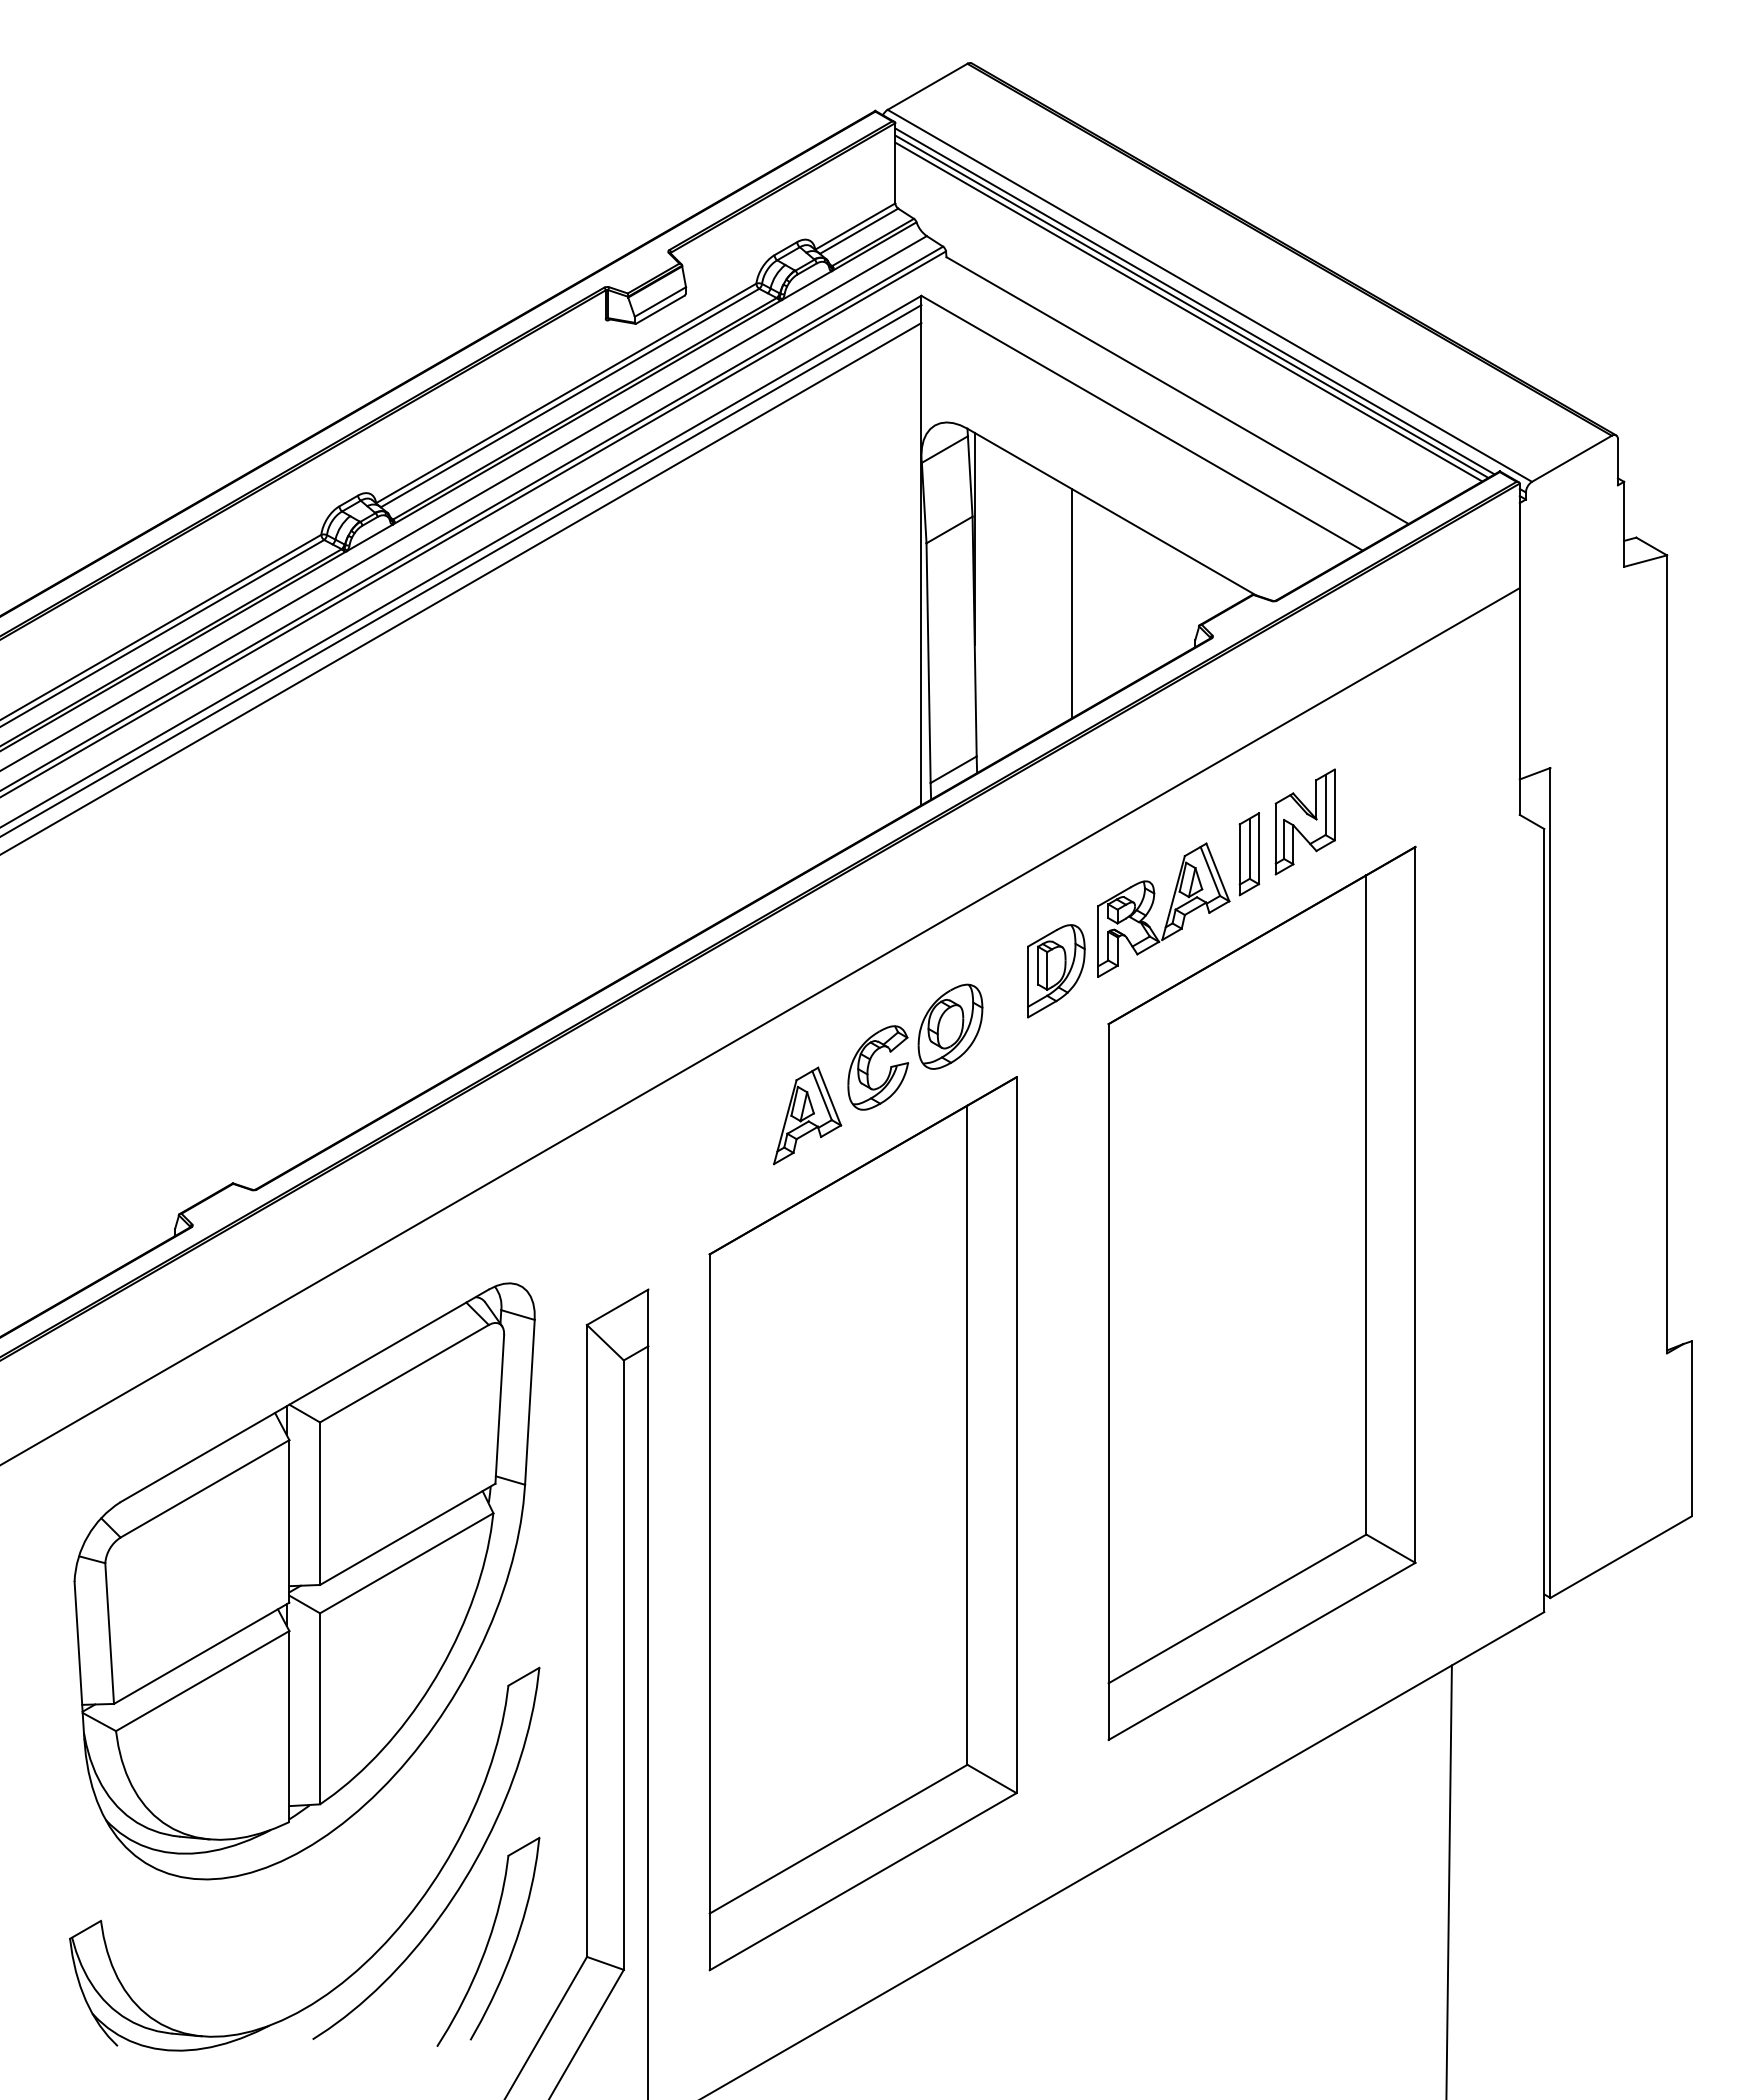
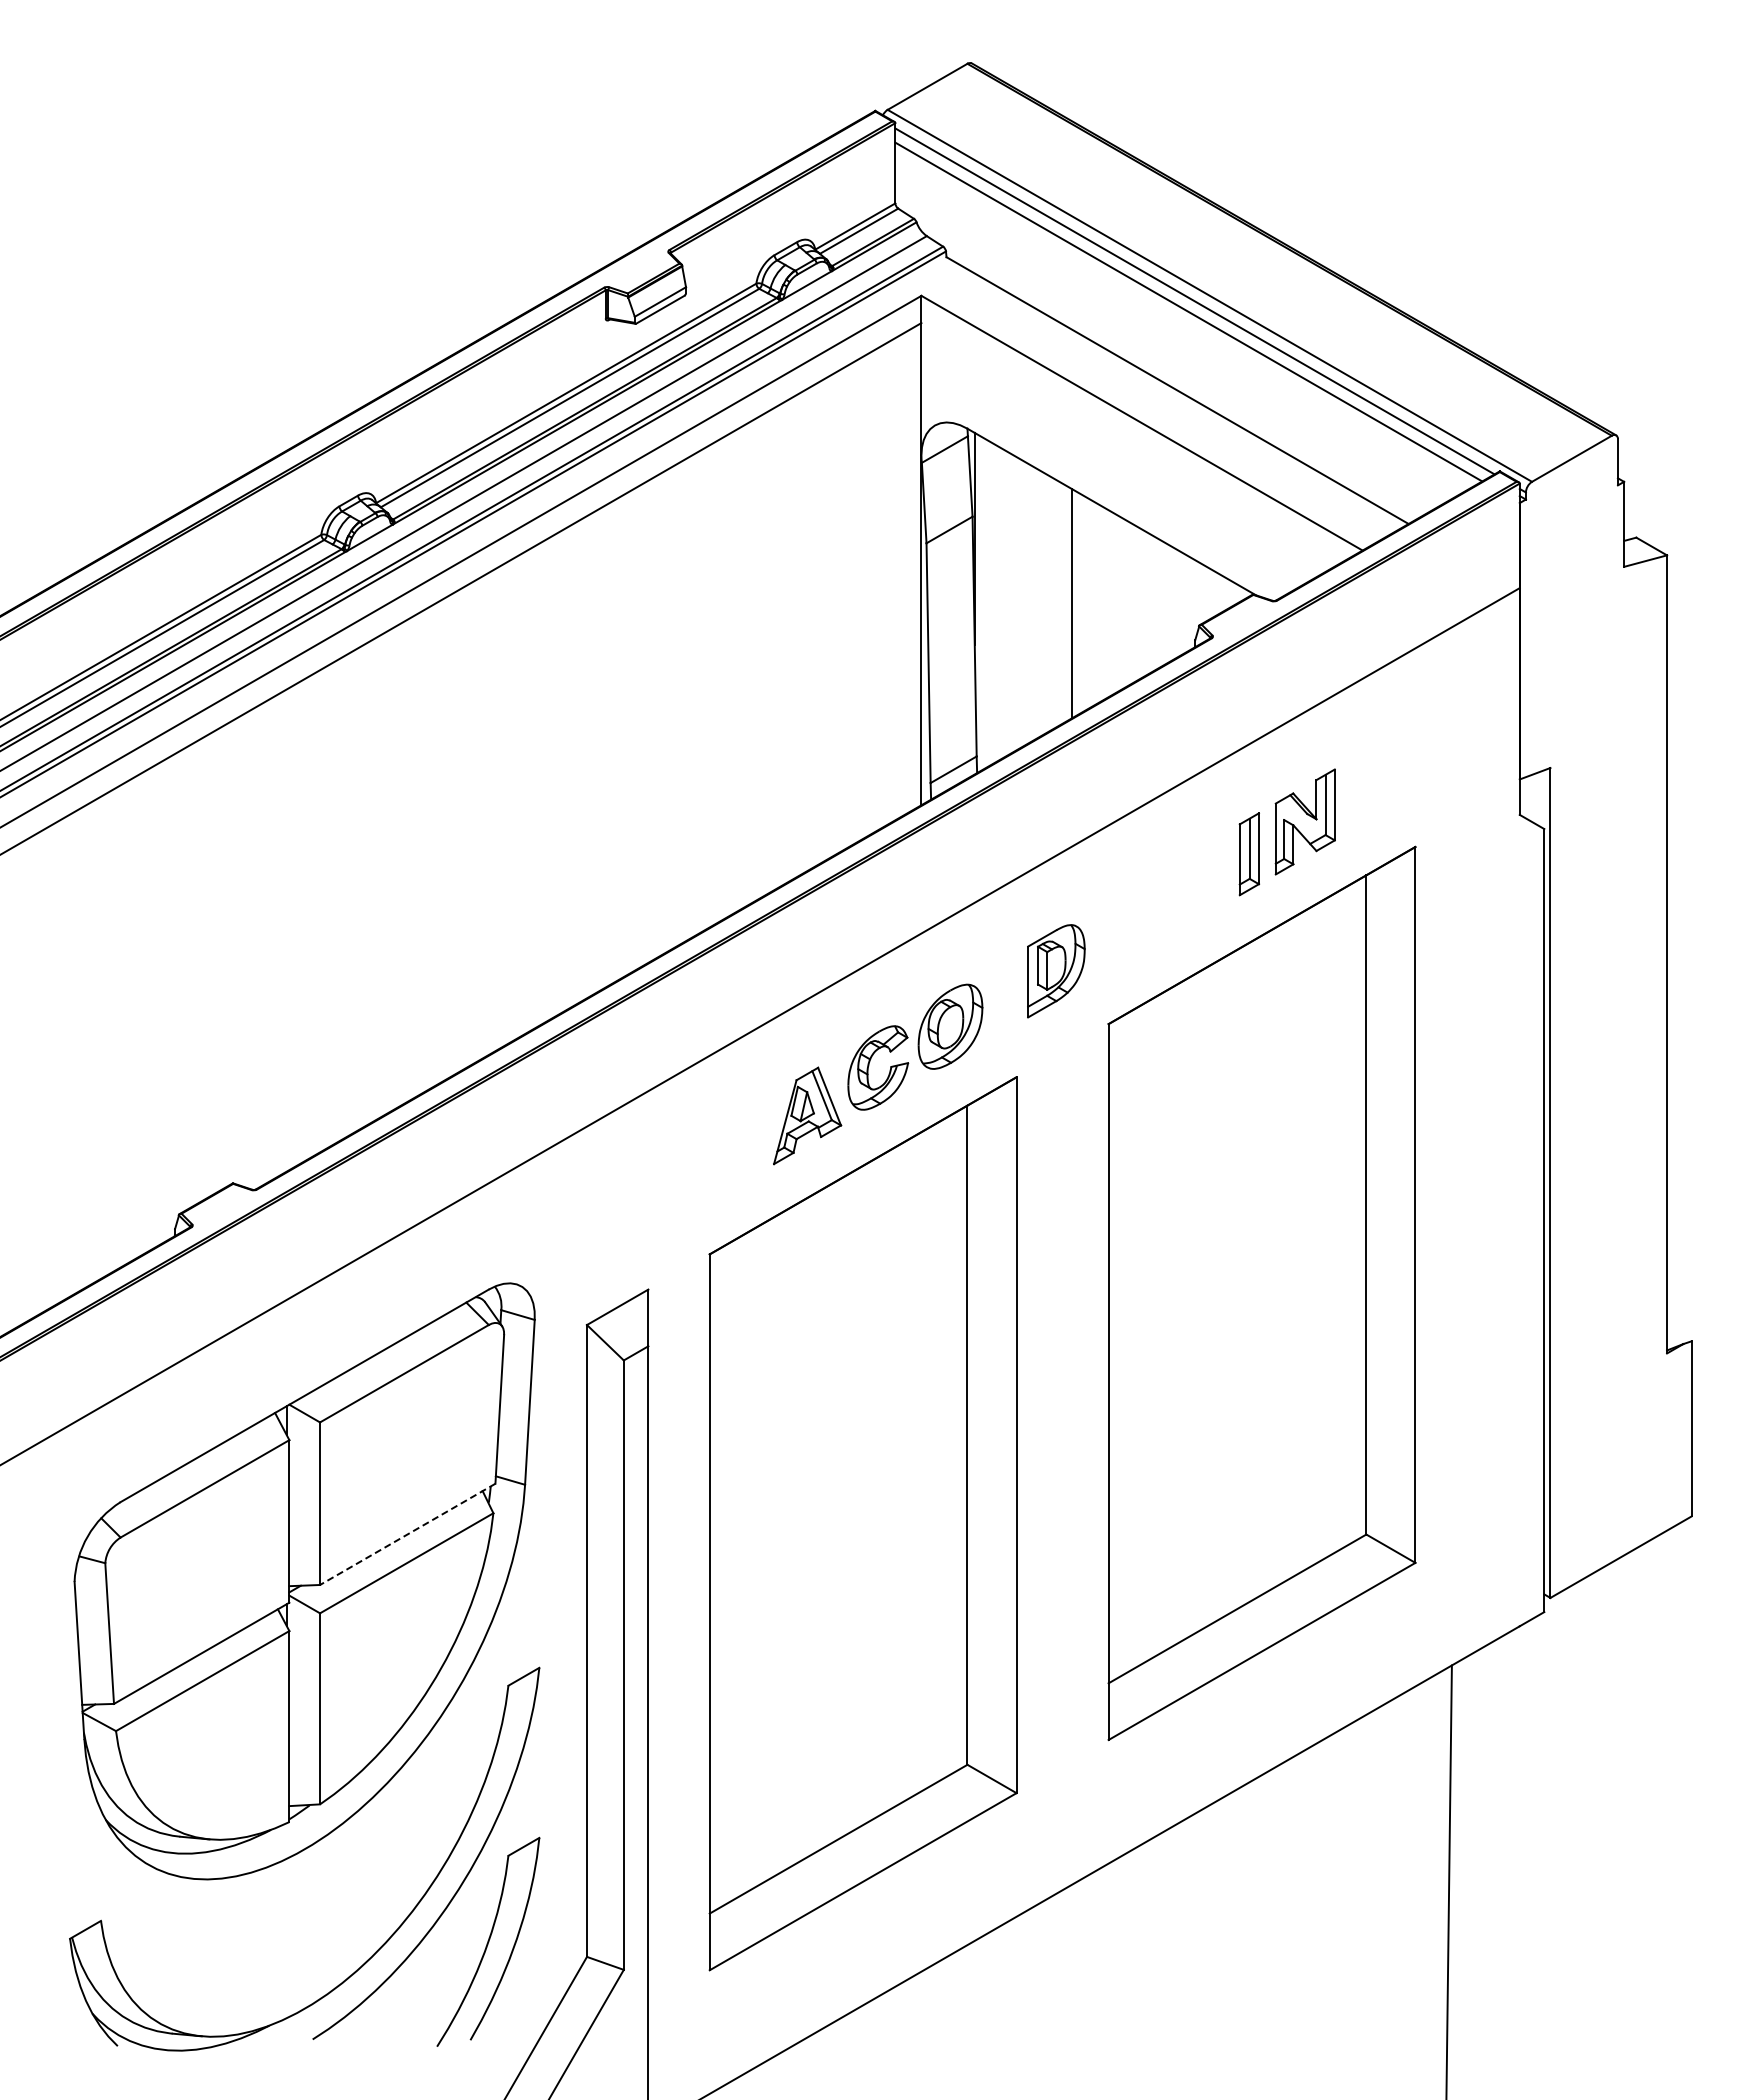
line: present -> none (1191, 306)
line: present -> none (461, 570)
part: present -> none (1163, 909)
line: solid -> dashed (407, 1534)
